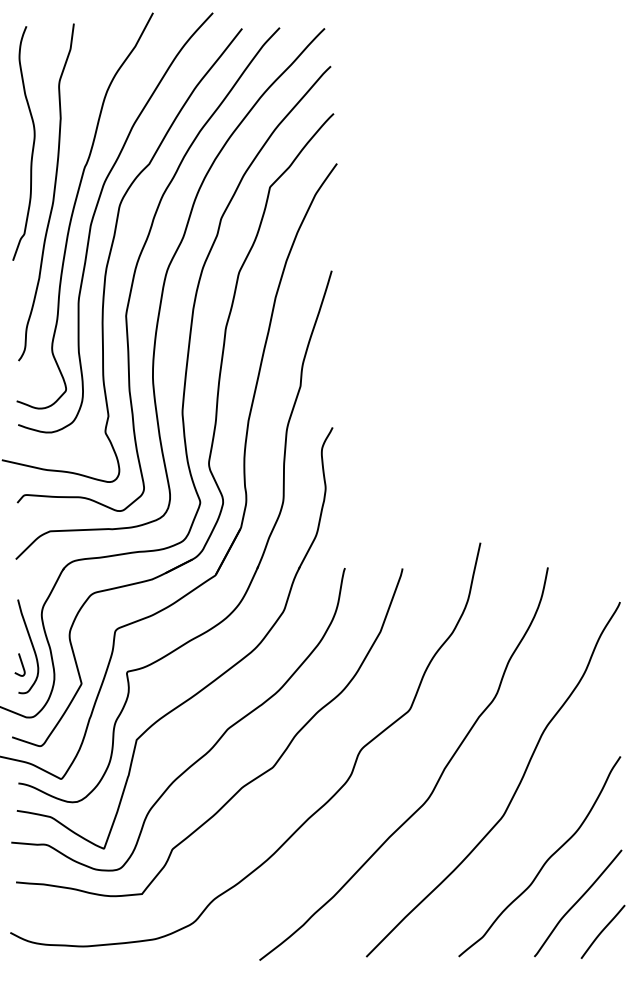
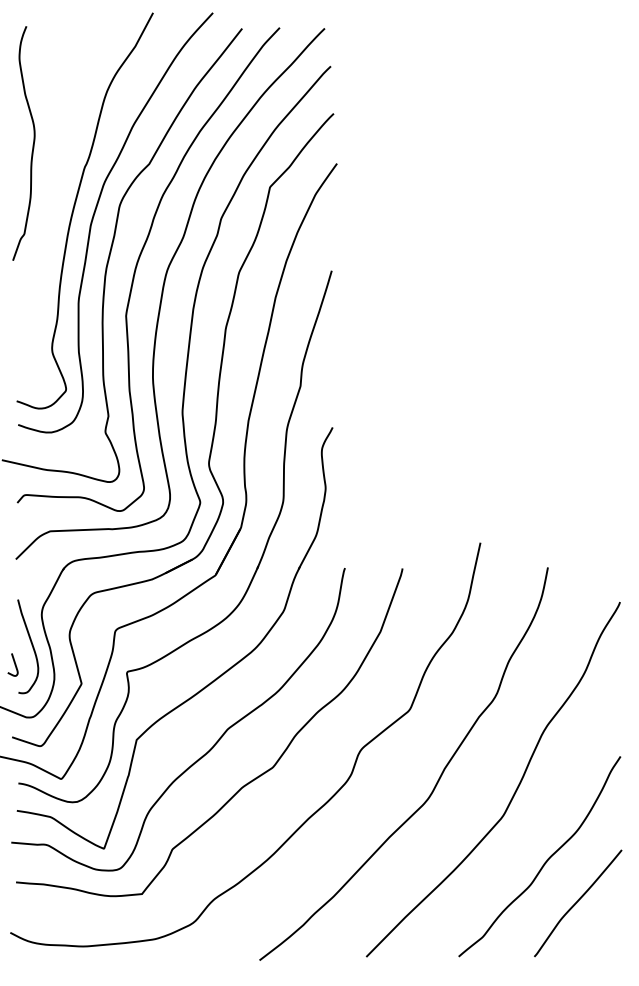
curve: present -> none (53, 192)
curve position: (21, 664) -> (14, 664) (14, 664)
curve: present -> none (602, 931)
